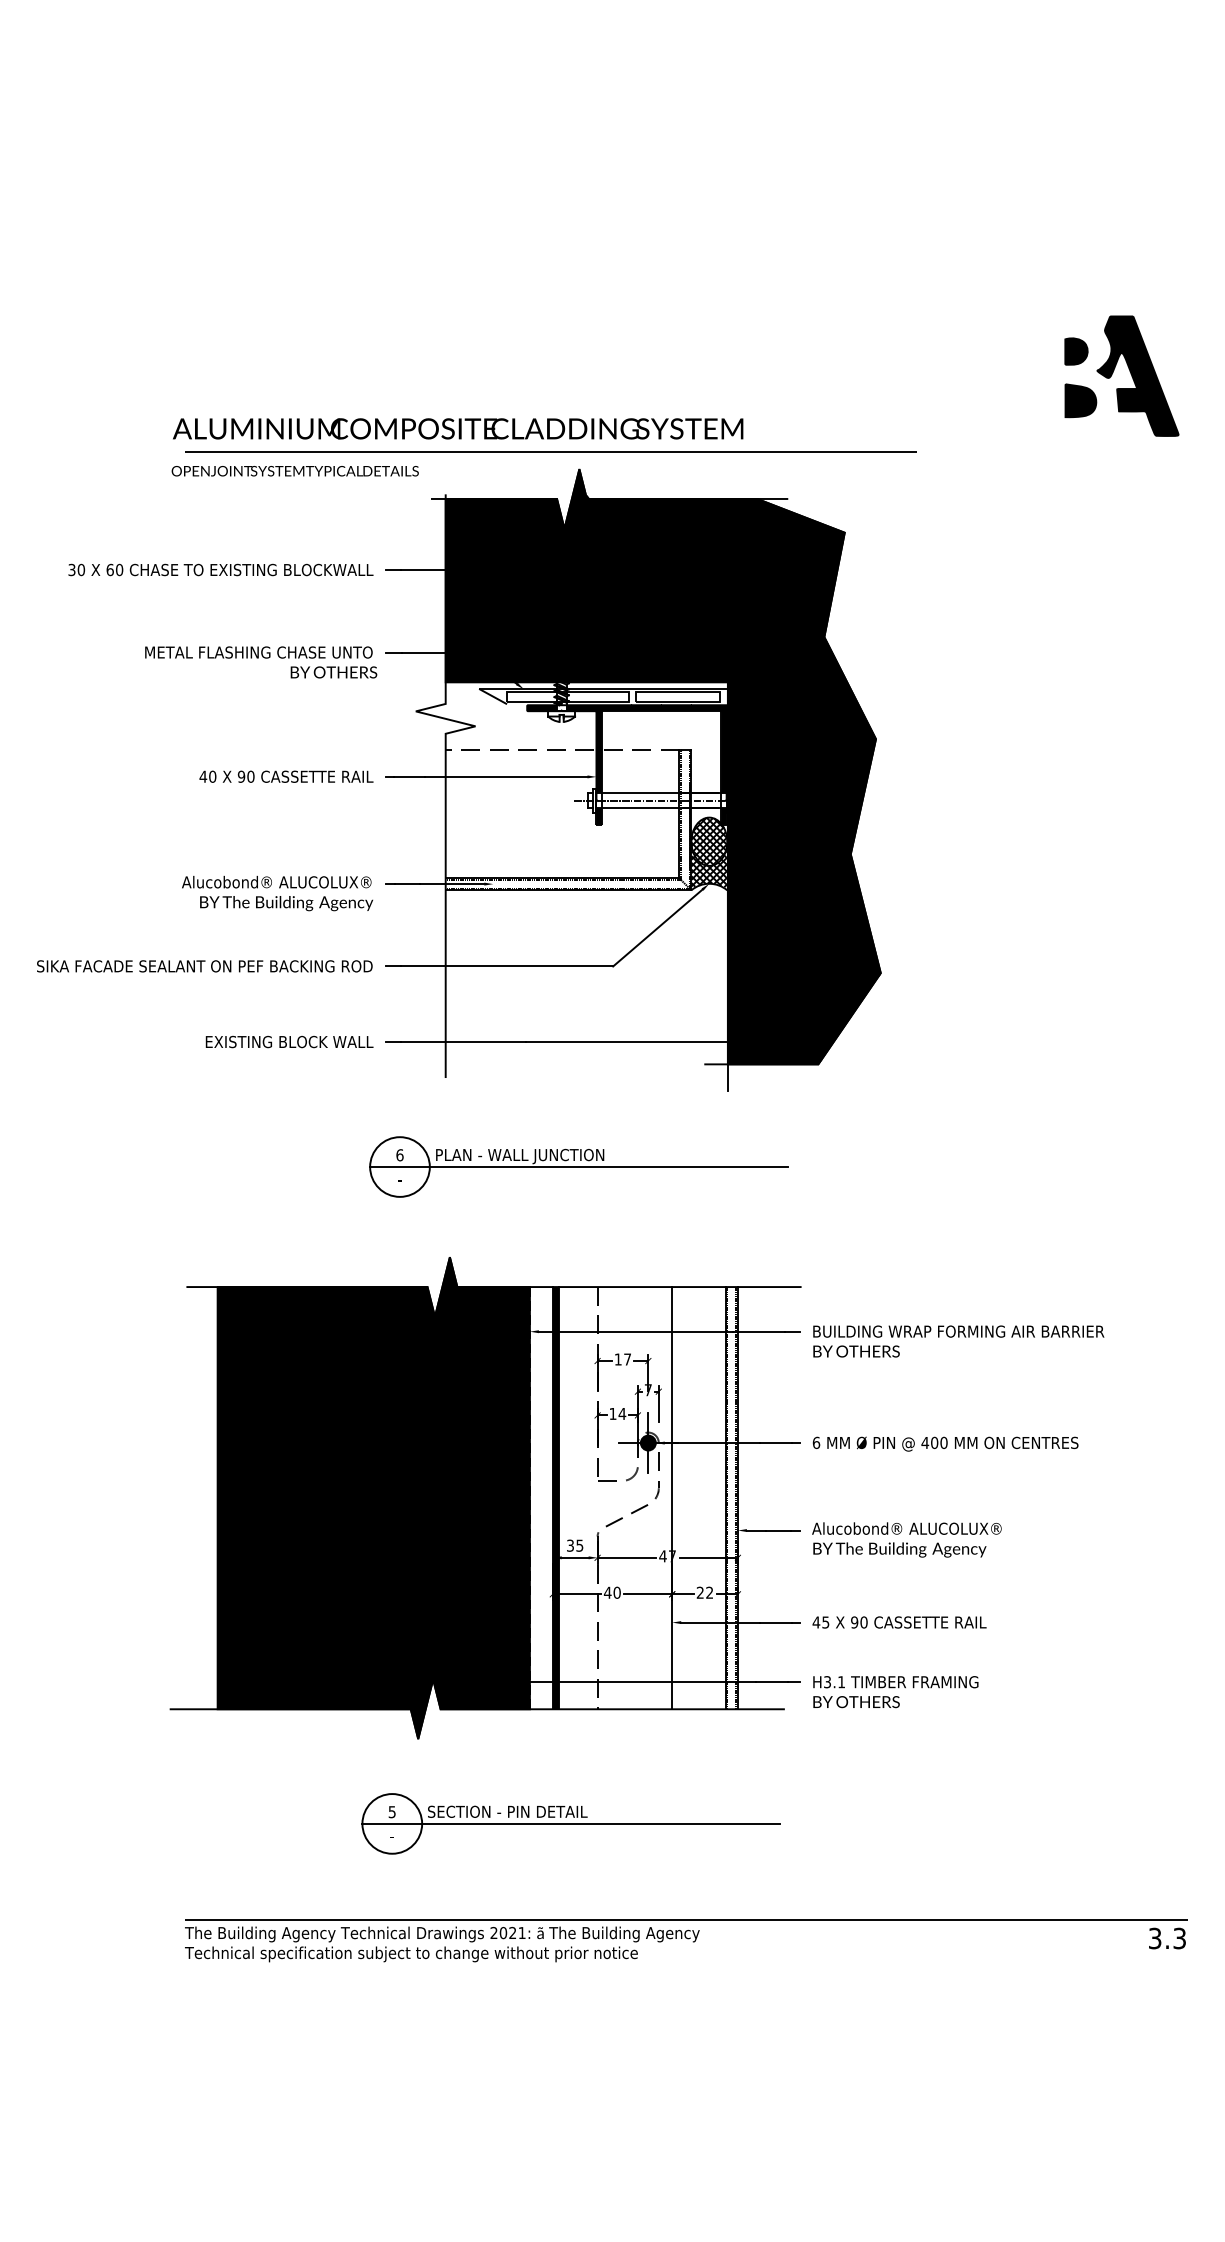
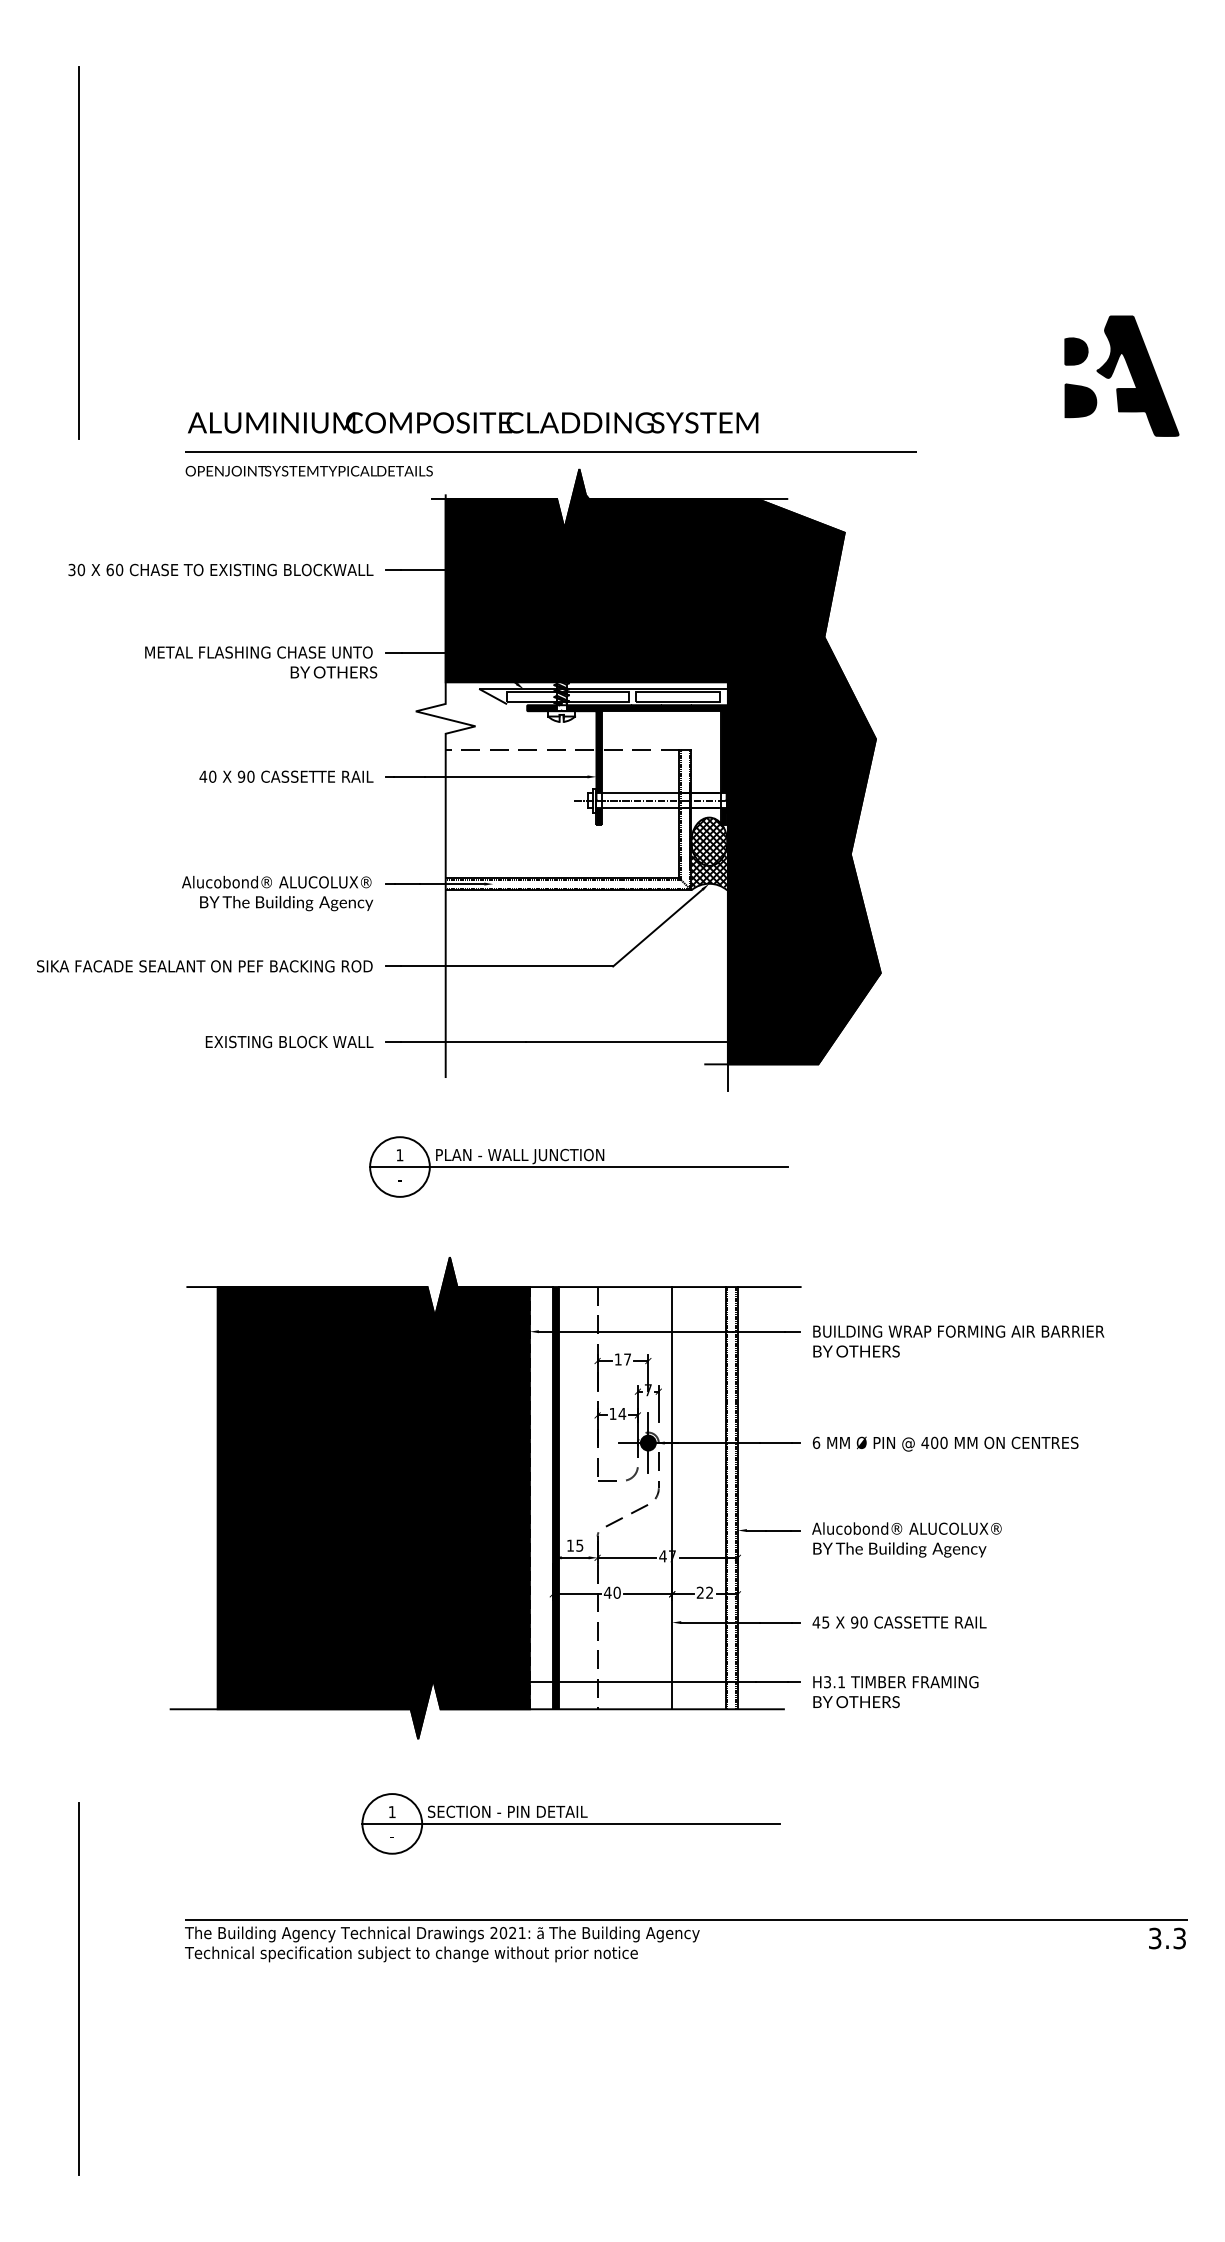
line: none -> present (79, 252)
text position: (458, 428) -> (473, 422) (473, 422)
text position: (294, 471) -> (308, 471) (308, 471)
text: 6 -> 1 (399, 1155)
text: 35 -> 15 (570, 1545)
text: 5 -> 1 (391, 1812)
line: none -> present (79, 1988)
